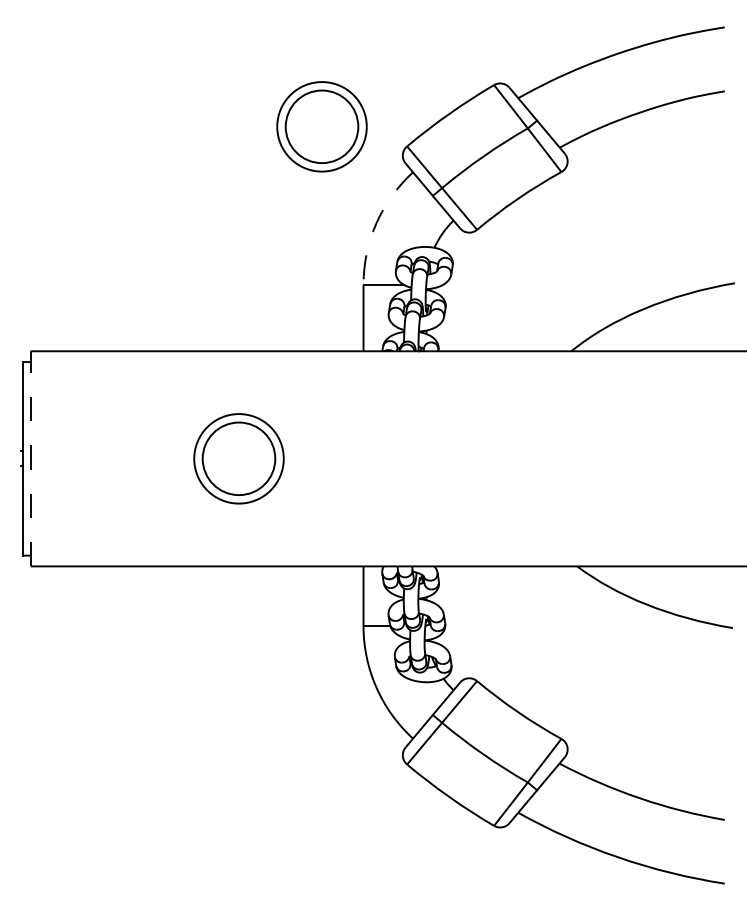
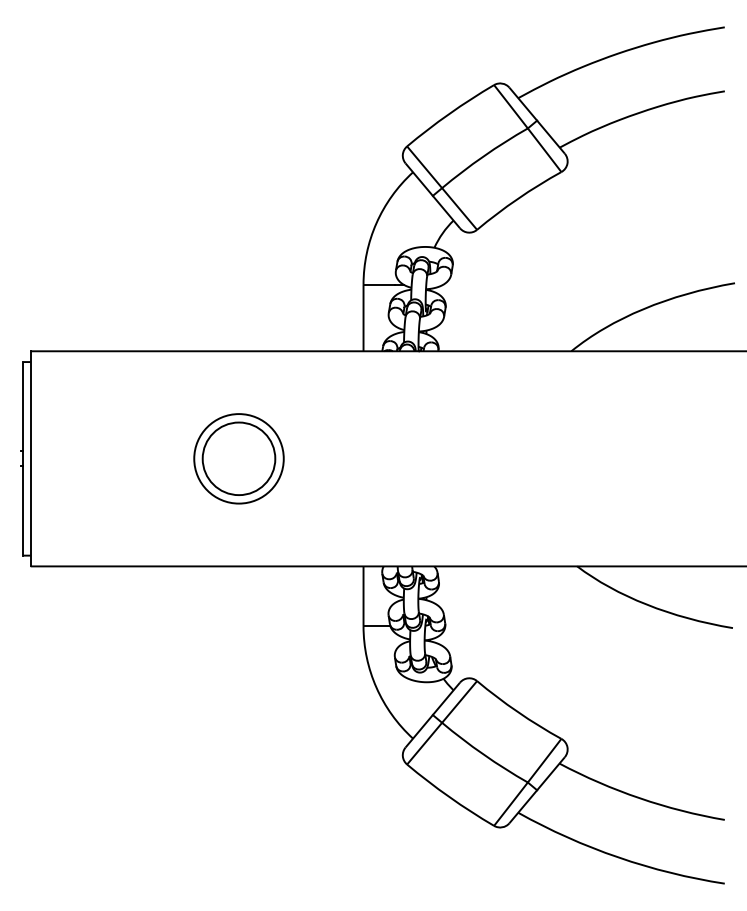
part: present -> none (321, 126)
arc: dashed -> solid (376, 223)
line: dashed -> solid (30, 458)
